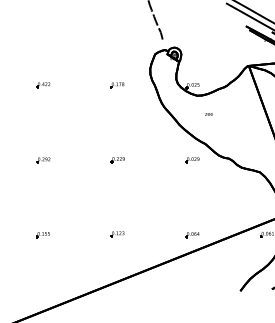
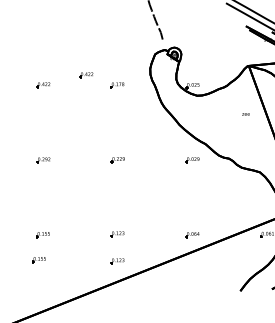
part: none -> present (86, 75)
text position: (208, 114) -> (245, 114) (245, 114)
part: none -> present (38, 260)
part: none -> present (117, 261)
